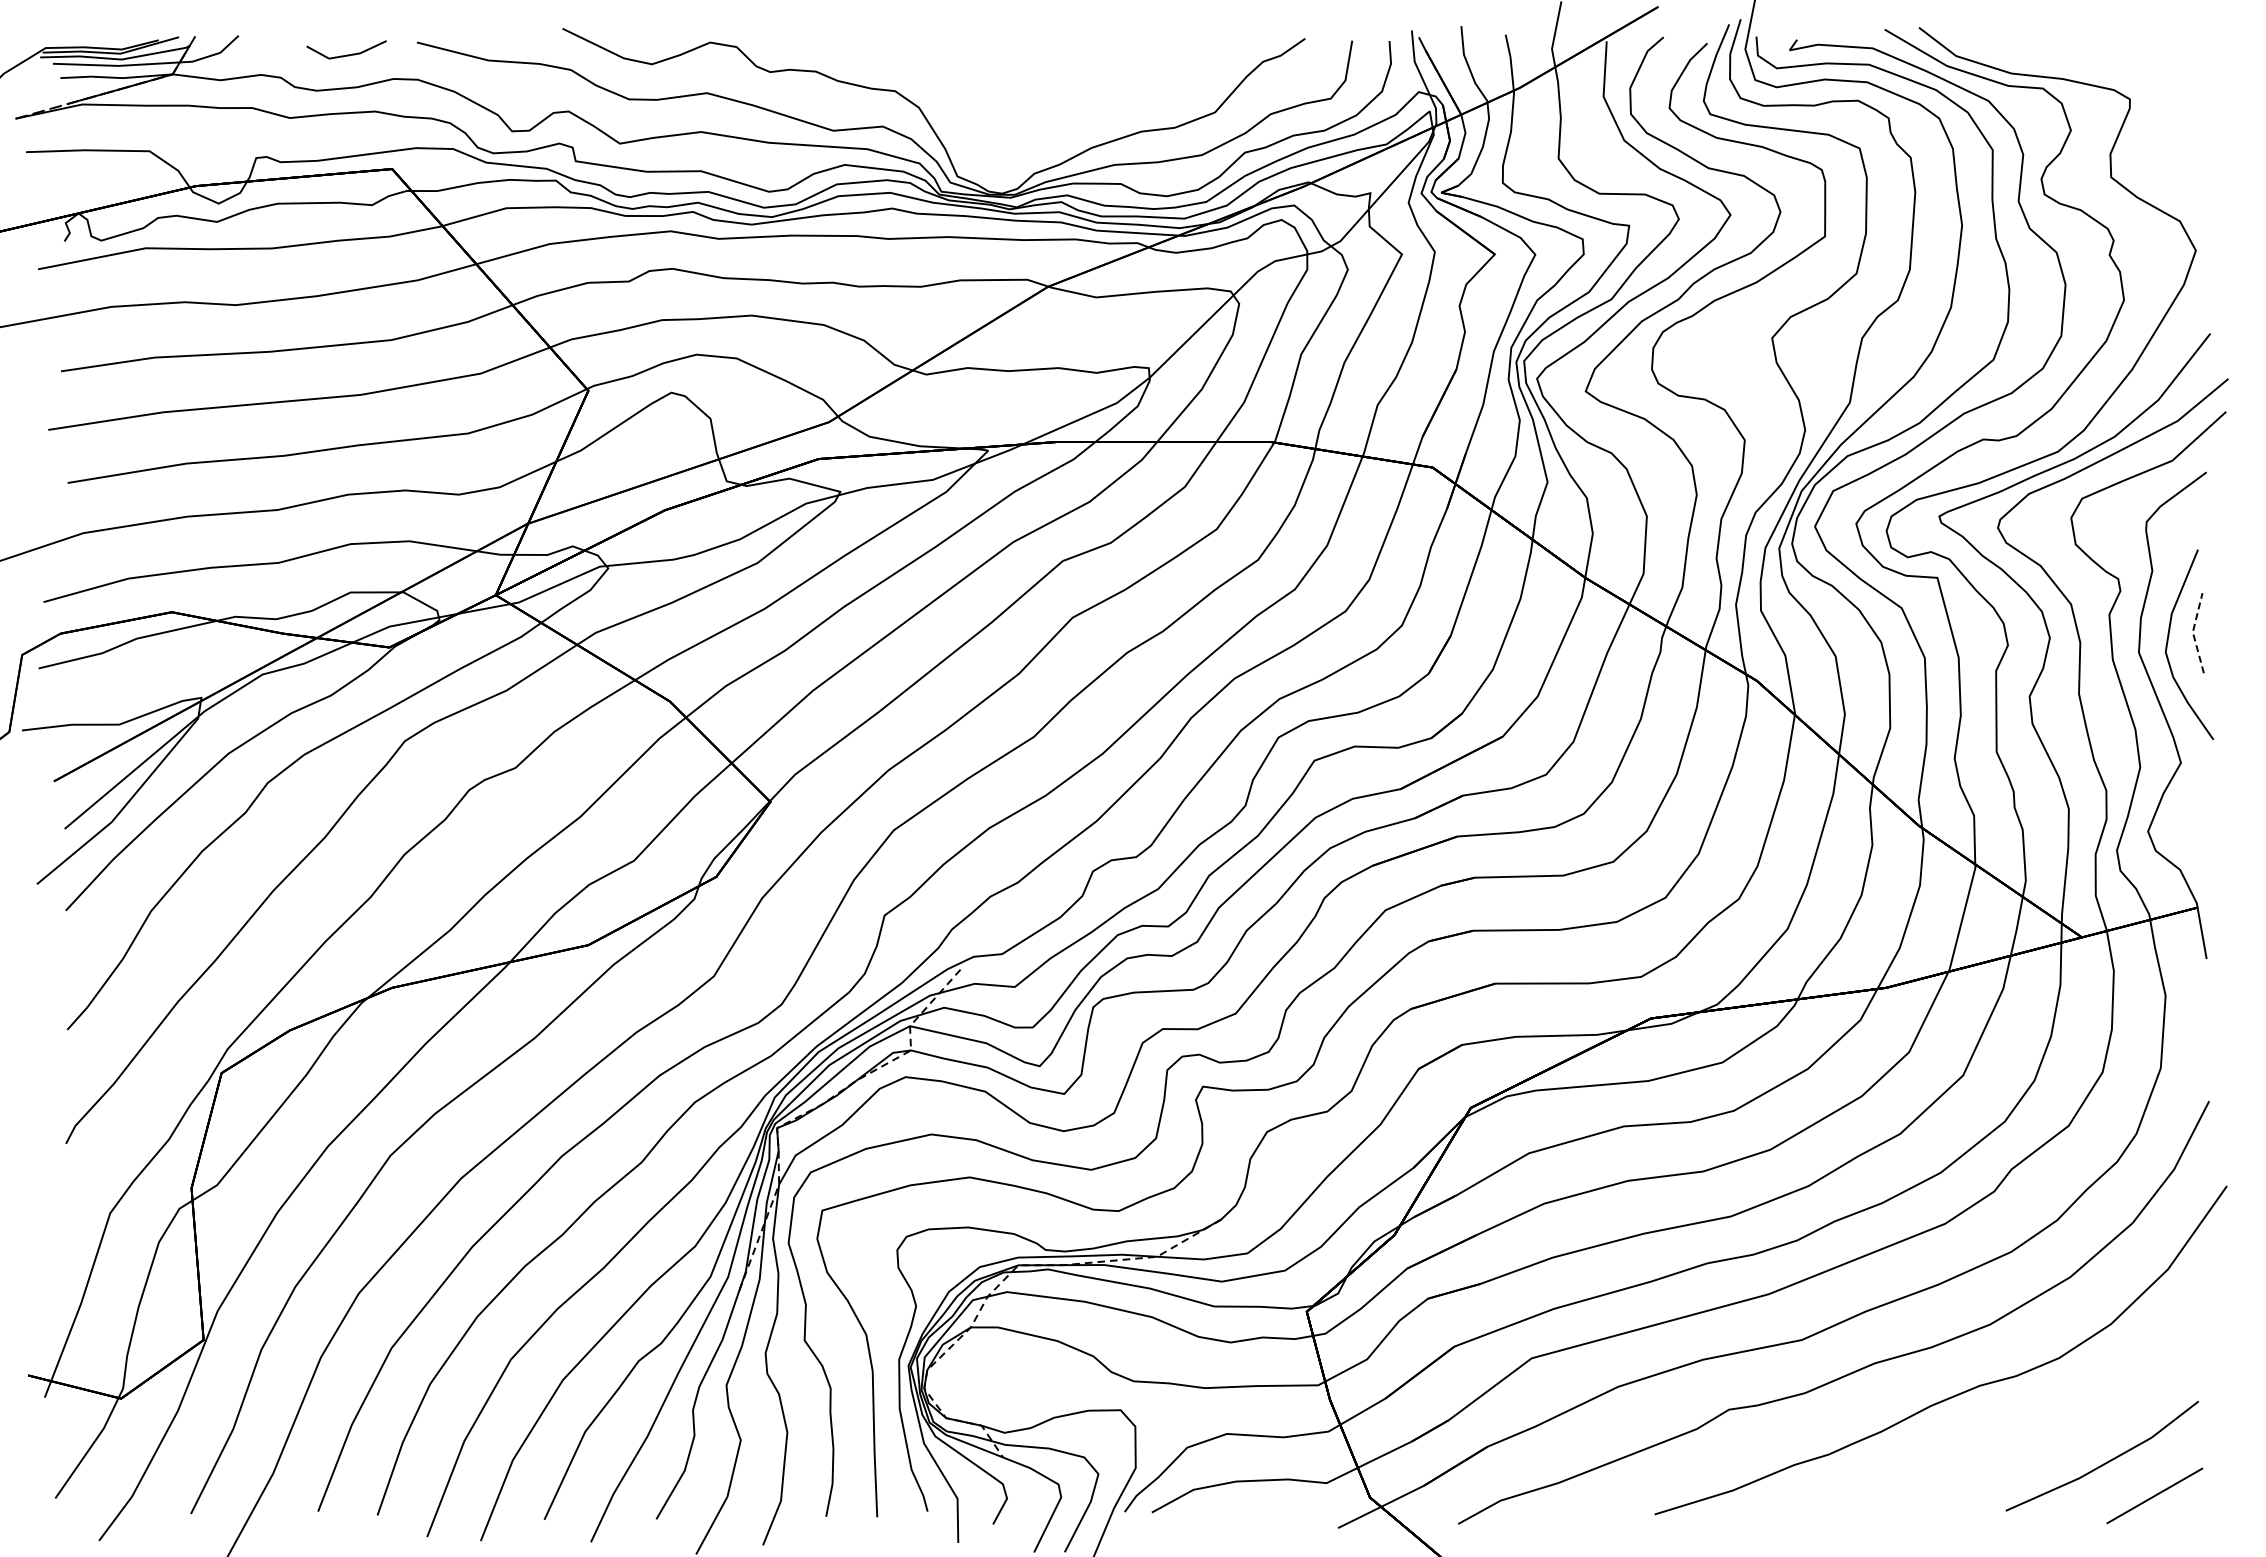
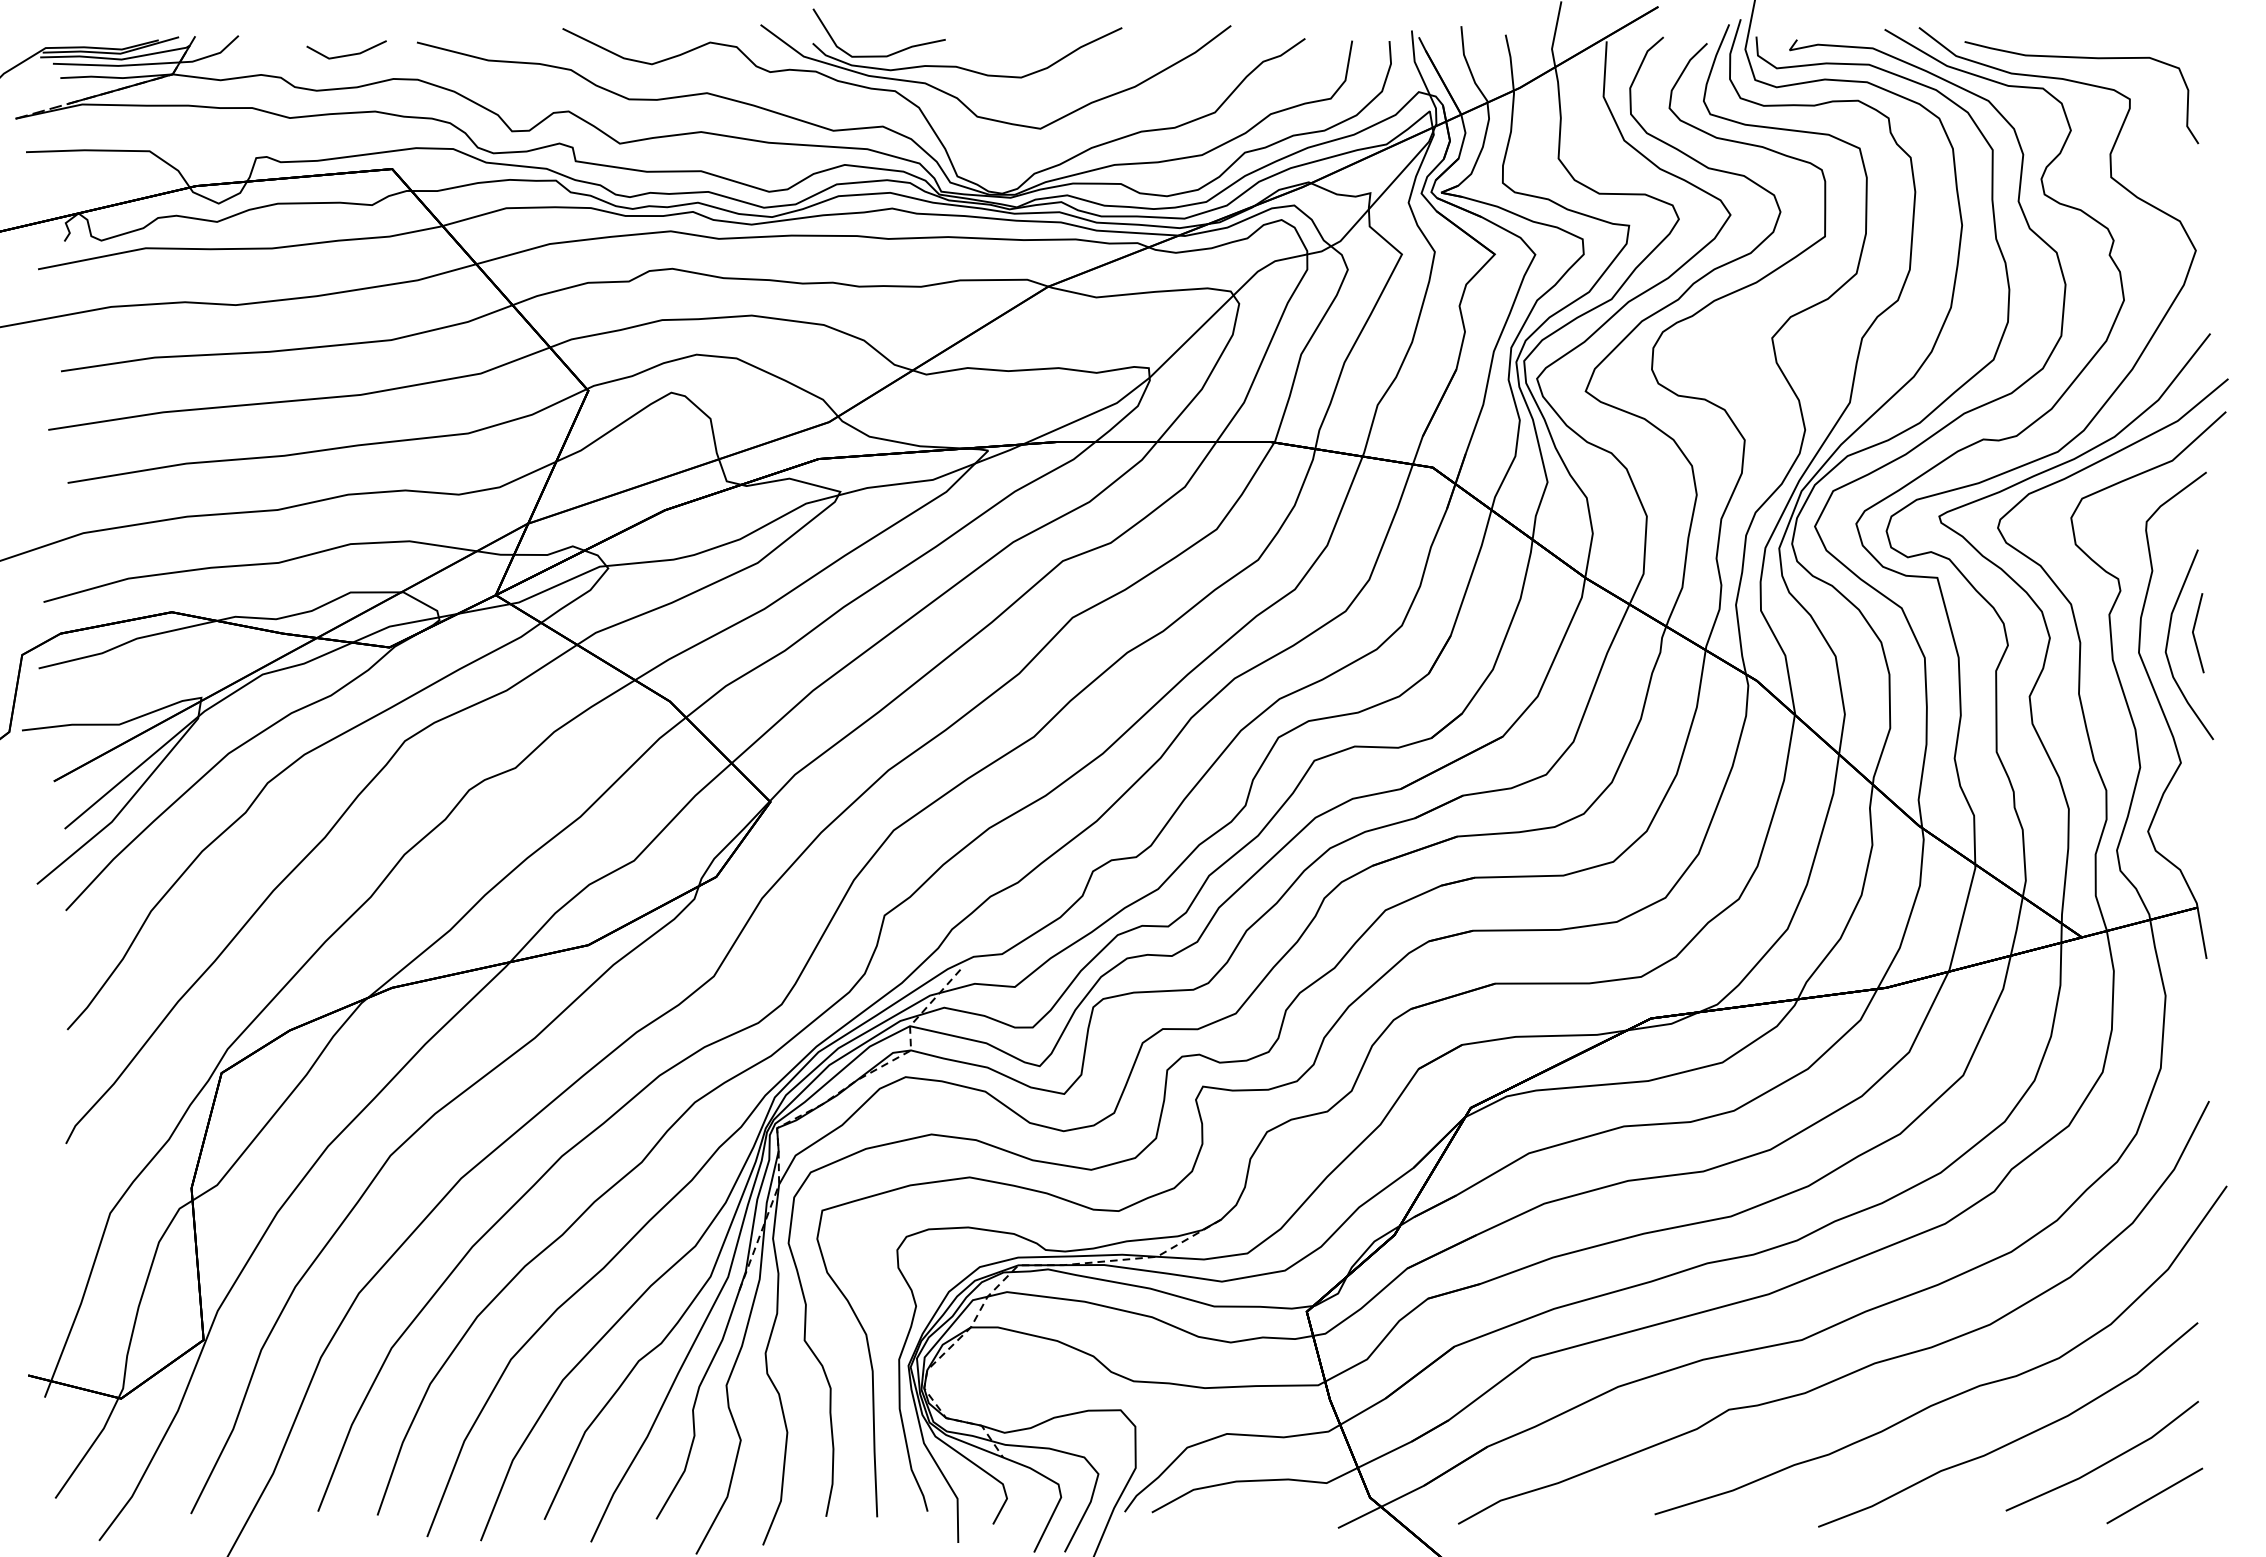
curve: none -> present (2081, 58)
part: none -> present (992, 74)
line: dashed -> solid (2192, 632)
curve: none -> present (2015, 1439)
